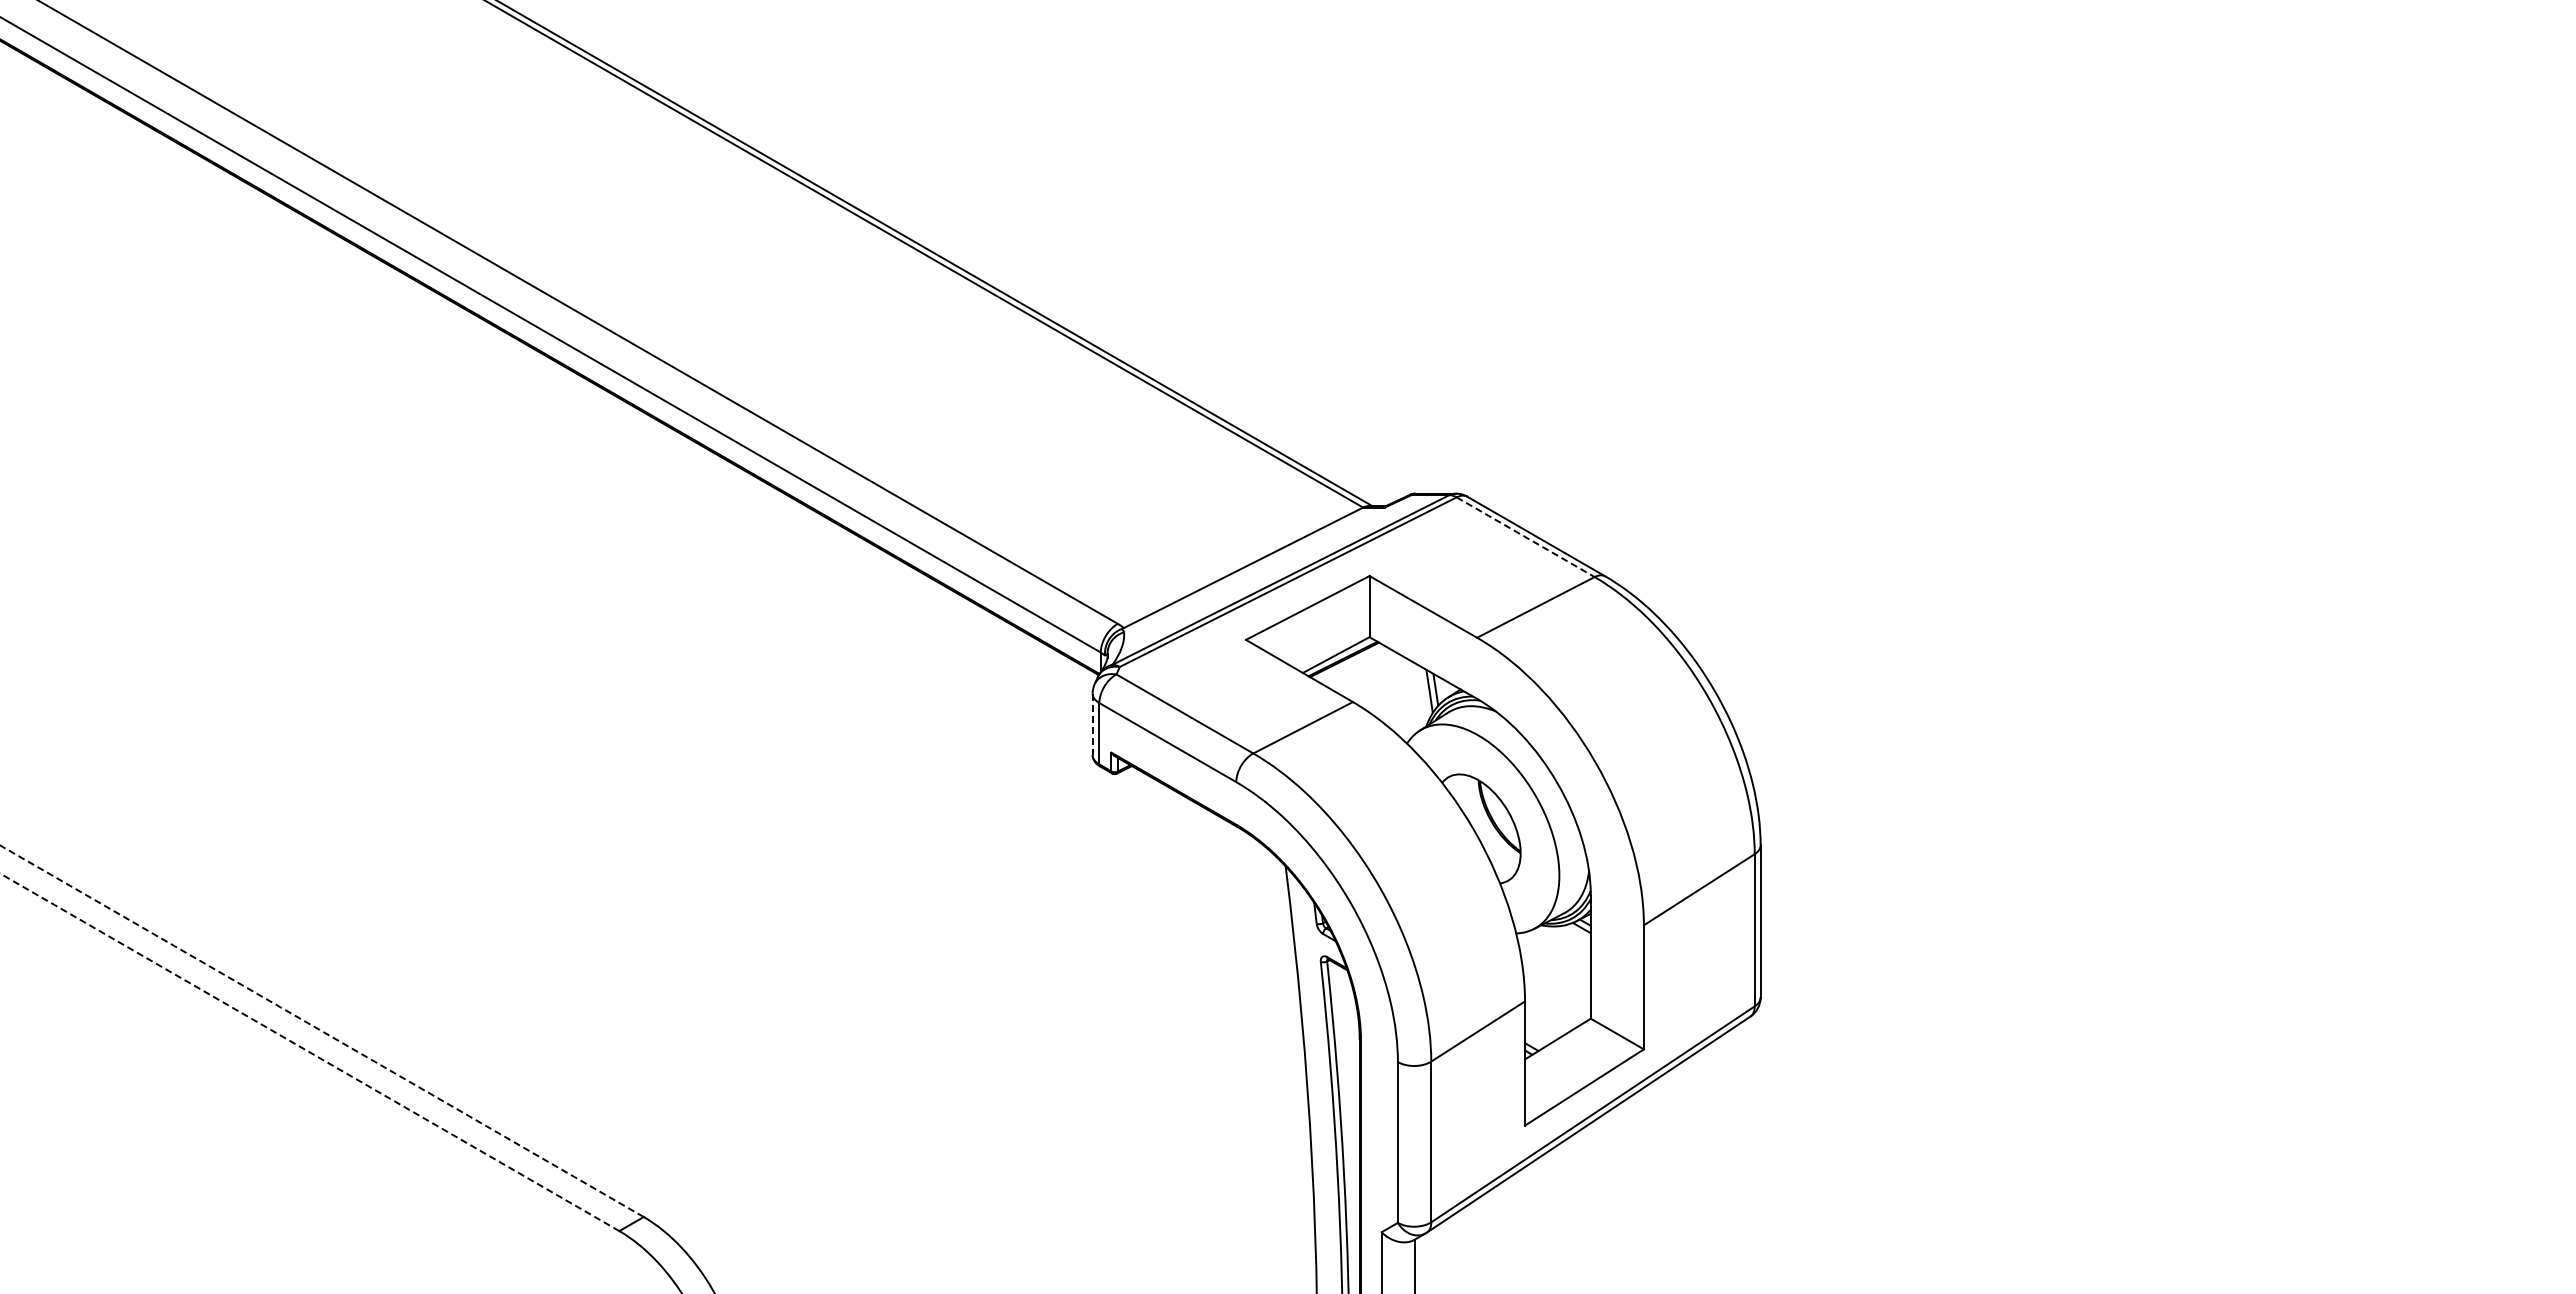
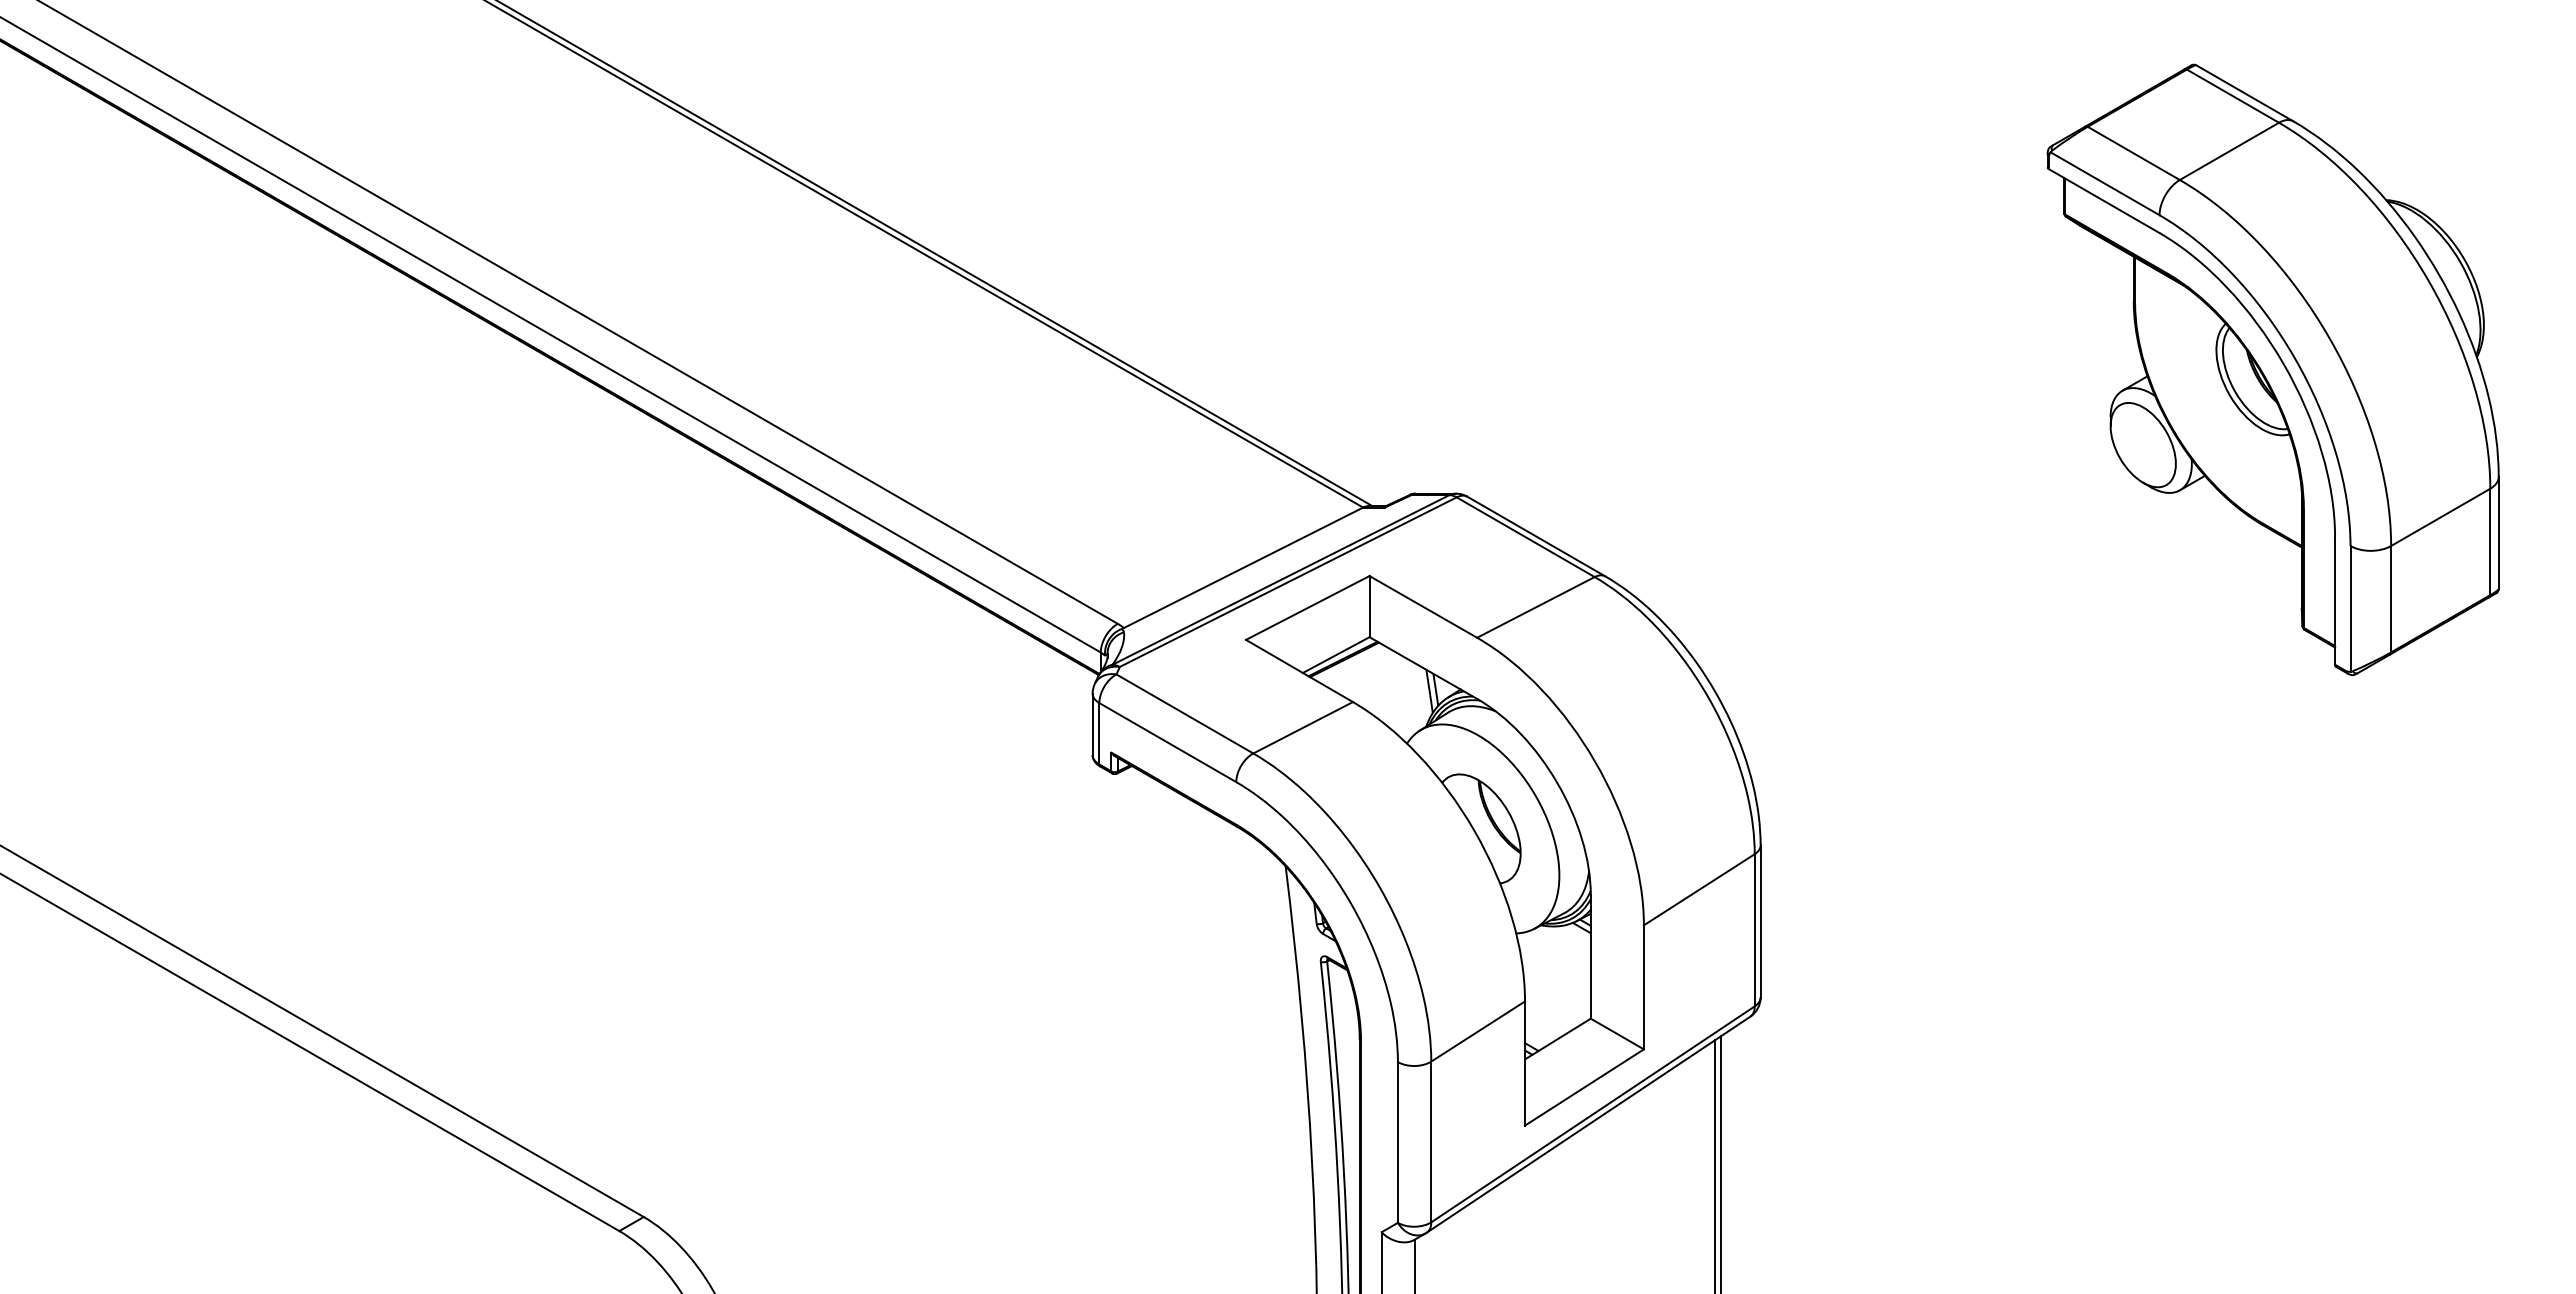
part: none -> present (2272, 369)
line: dashed -> solid (1525, 537)
line: dashed -> solid (1092, 724)
line: dashed -> solid (321, 1031)
line: dashed -> solid (309, 1052)
line: none -> present (1721, 1163)
line: none -> present (1715, 1165)
